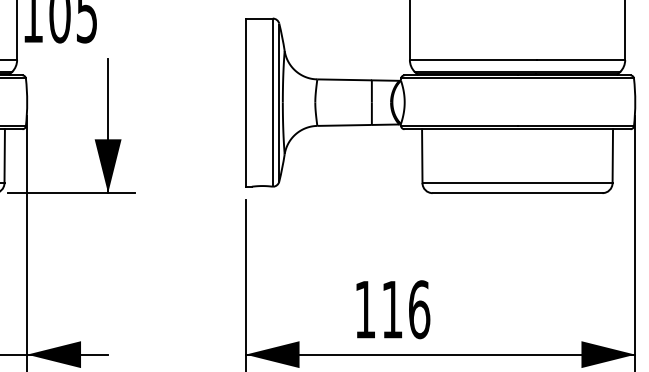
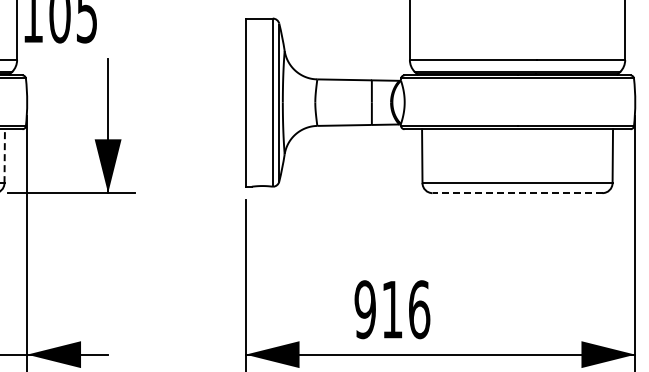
line: solid -> dashed (4, 156)
line: solid -> dashed (517, 193)
text: 116 -> 916 (364, 309)
